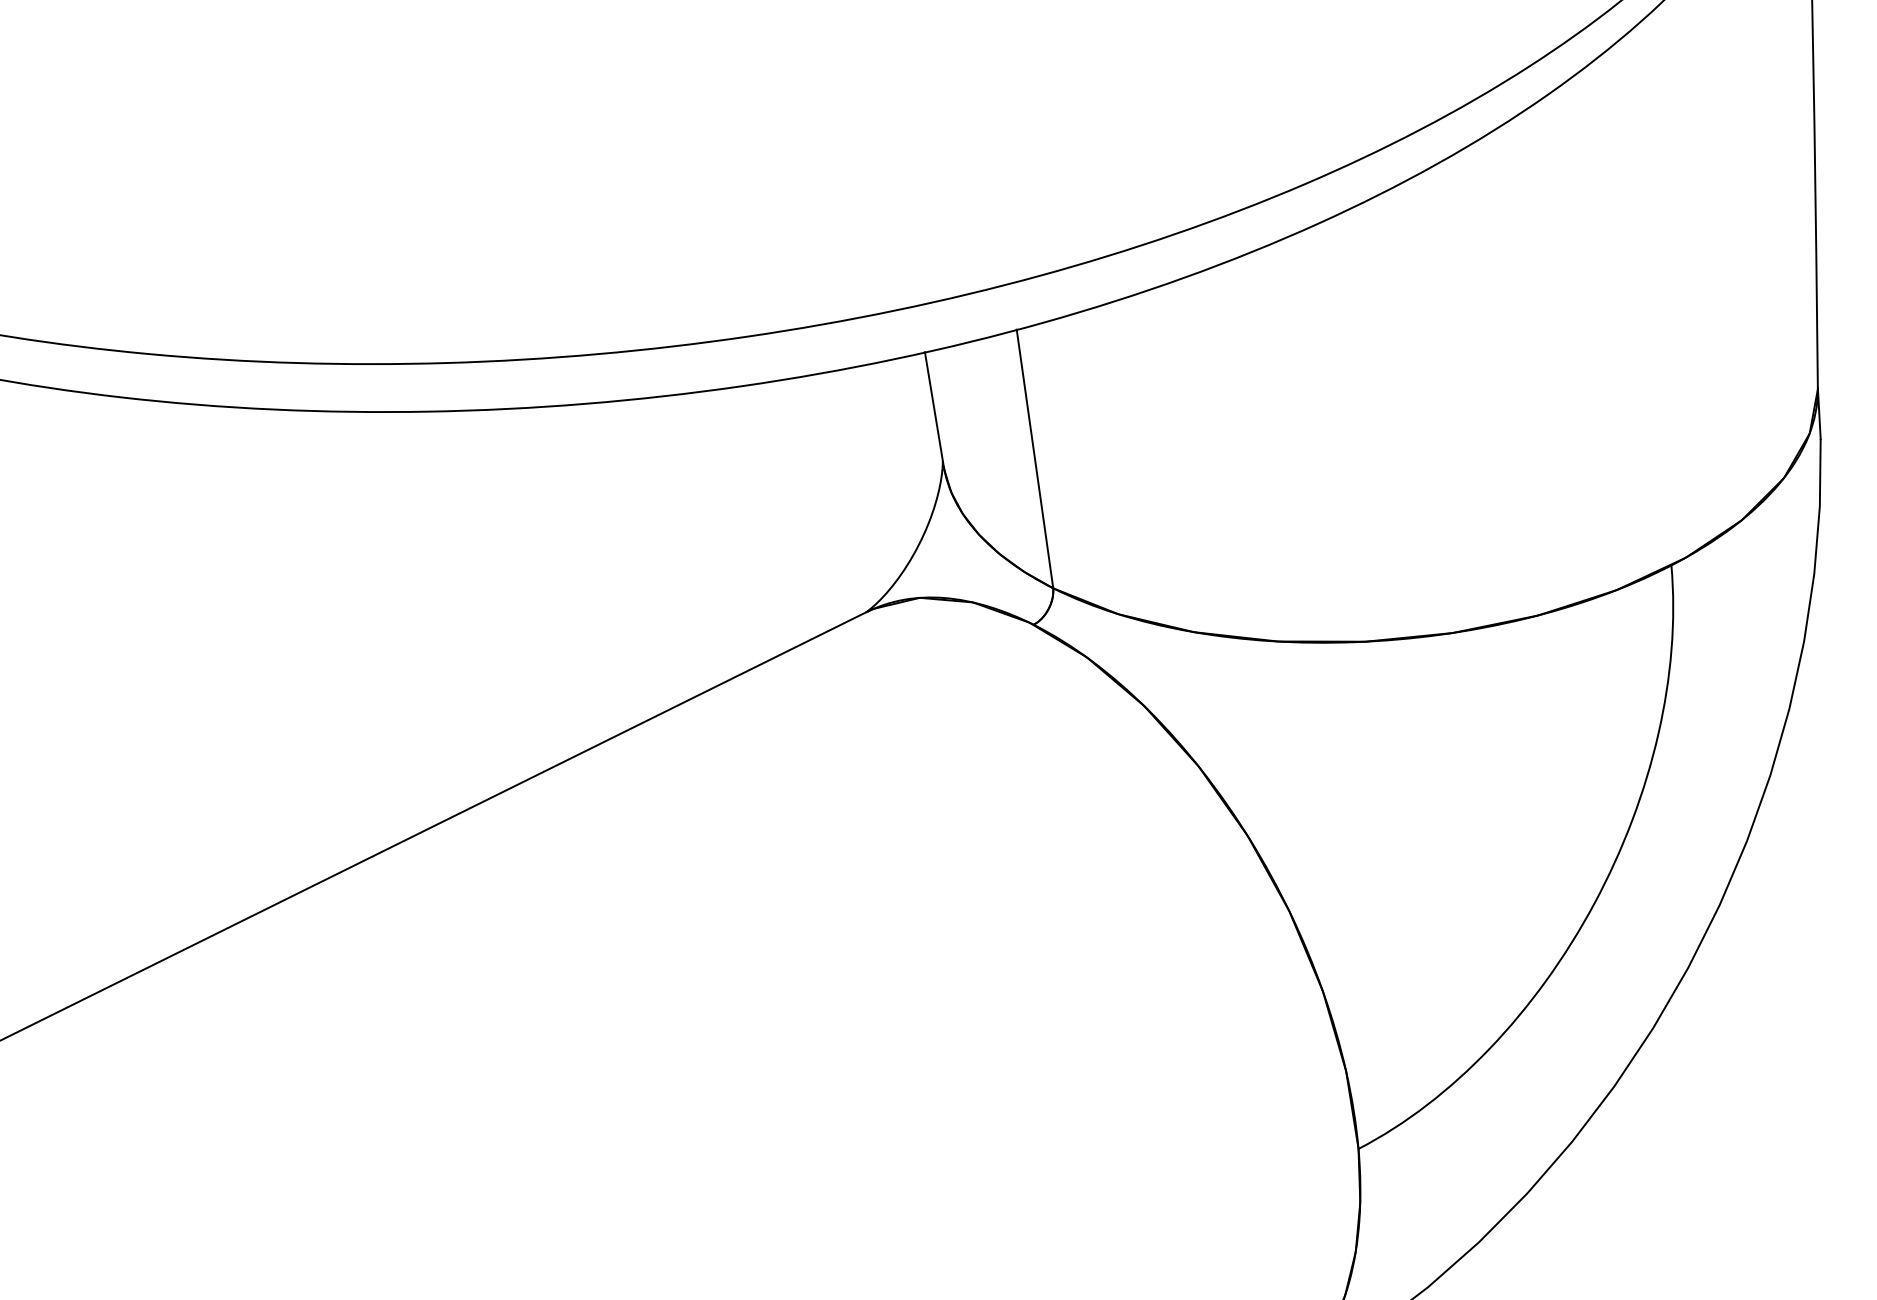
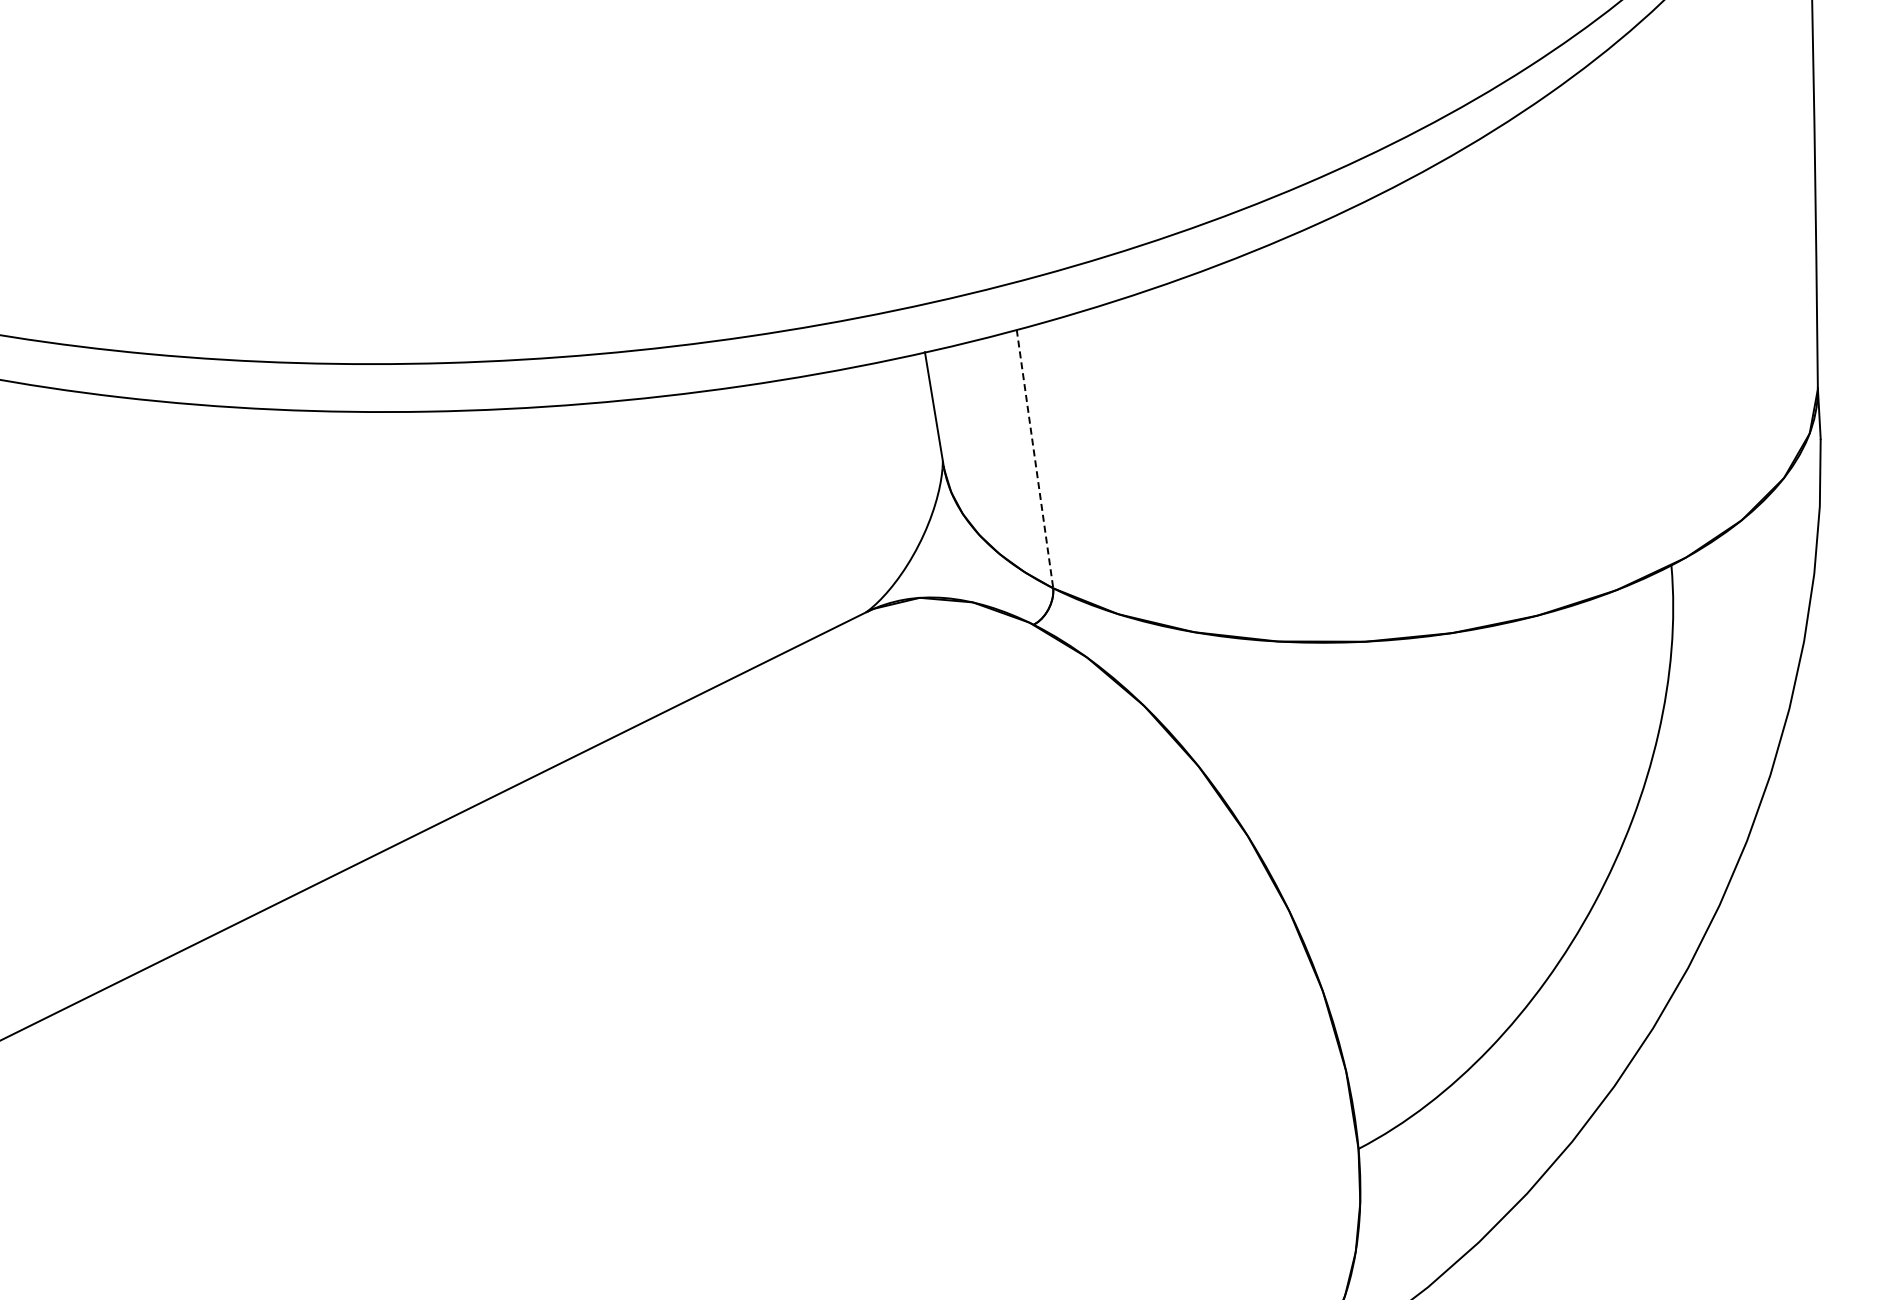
line: solid -> dashed (1035, 458)
